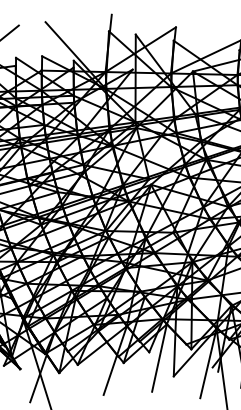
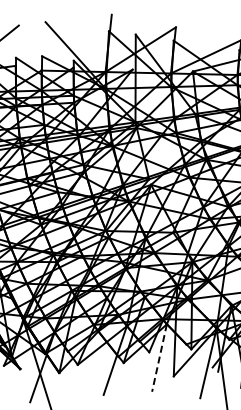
line: solid -> dashed (159, 358)
